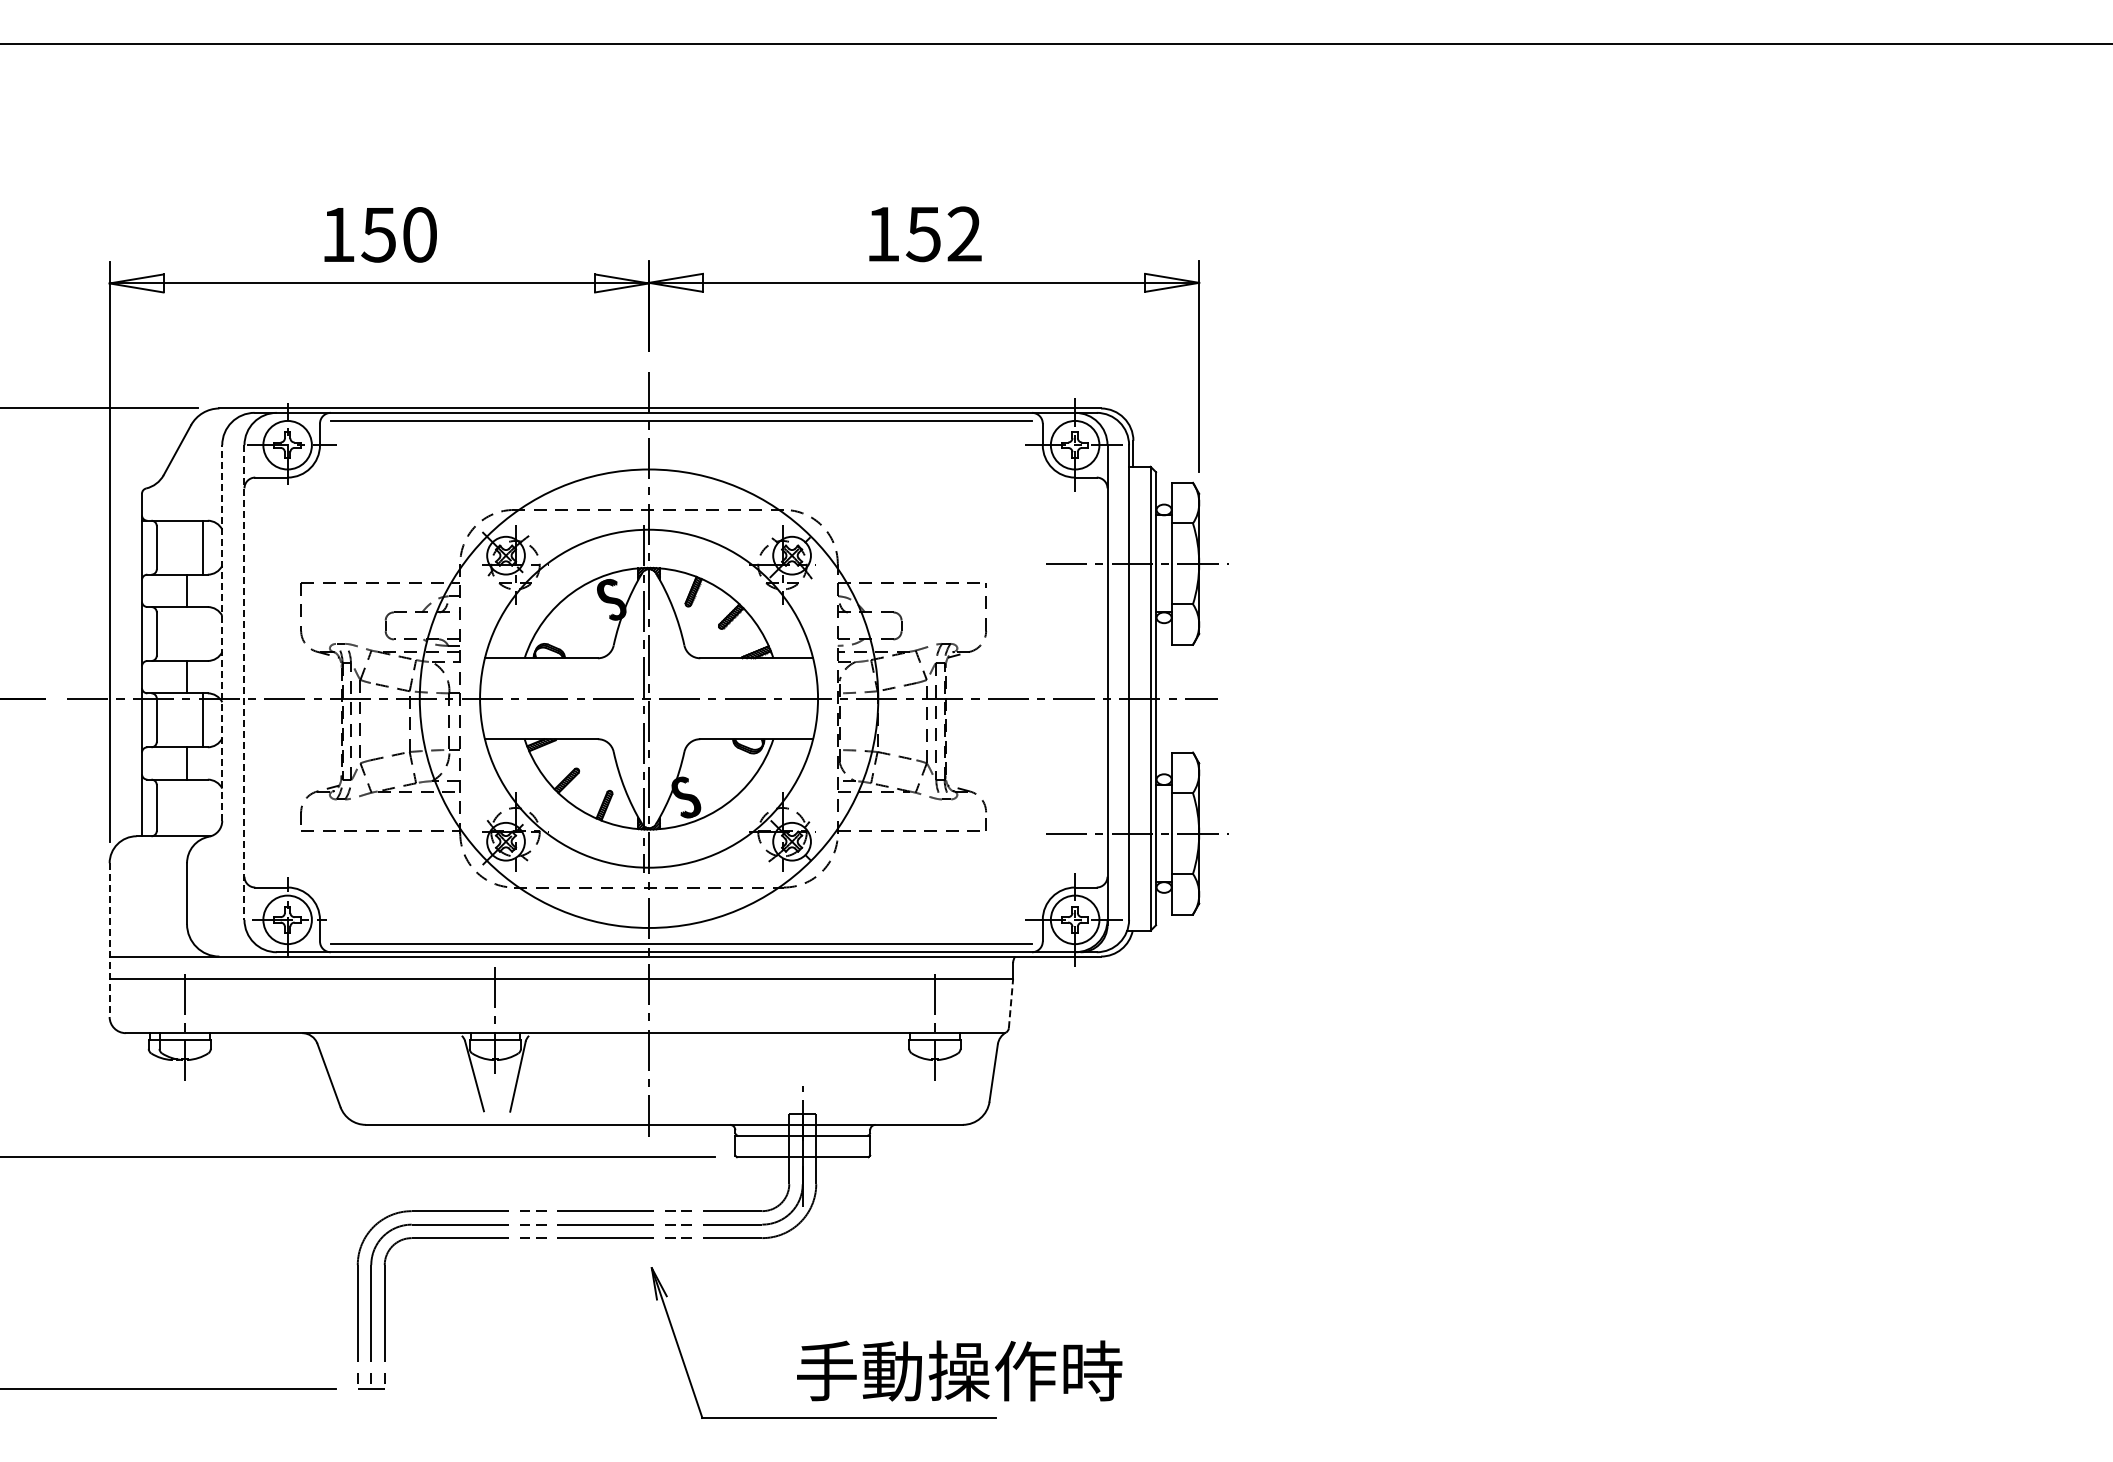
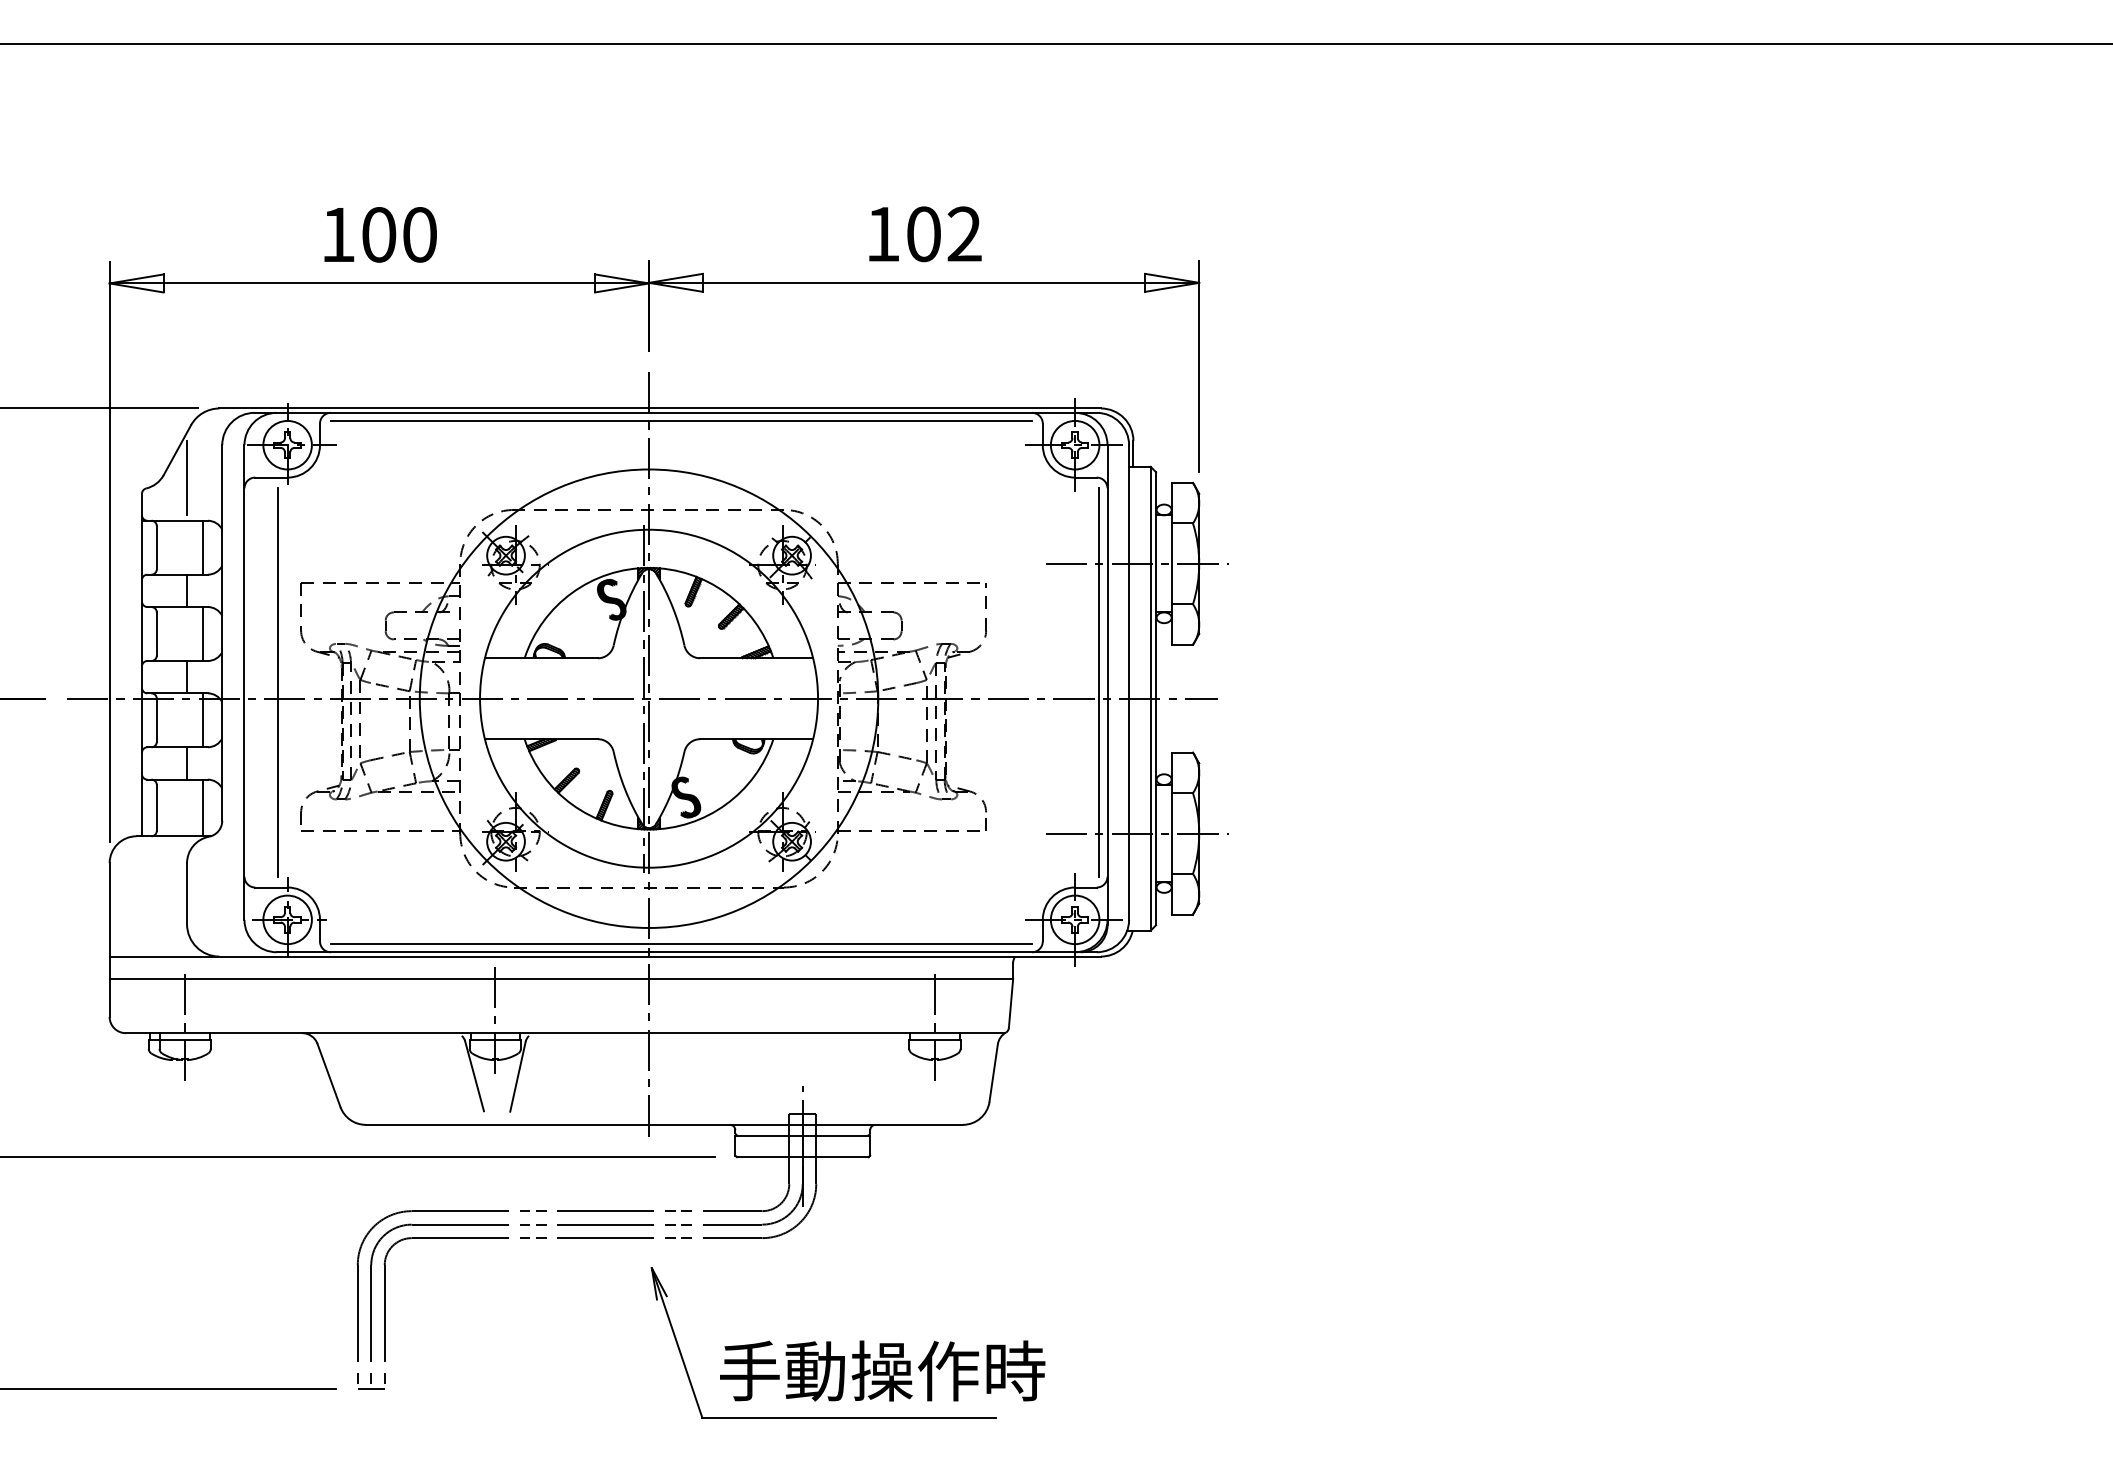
text: 150 -> 100 (378, 234)
text: 152 -> 102 (923, 234)
line: none -> present (187, 477)
line: none -> present (203, 633)
line: dashed -> solid (222, 633)
line: none -> present (277, 682)
line: none -> present (1099, 682)
line: dashed -> solid (244, 683)
line: none -> present (203, 807)
line: dashed -> solid (109, 940)
line: dashed -> solid (1011, 1003)
text position: (959, 1370) -> (882, 1370) (882, 1370)
